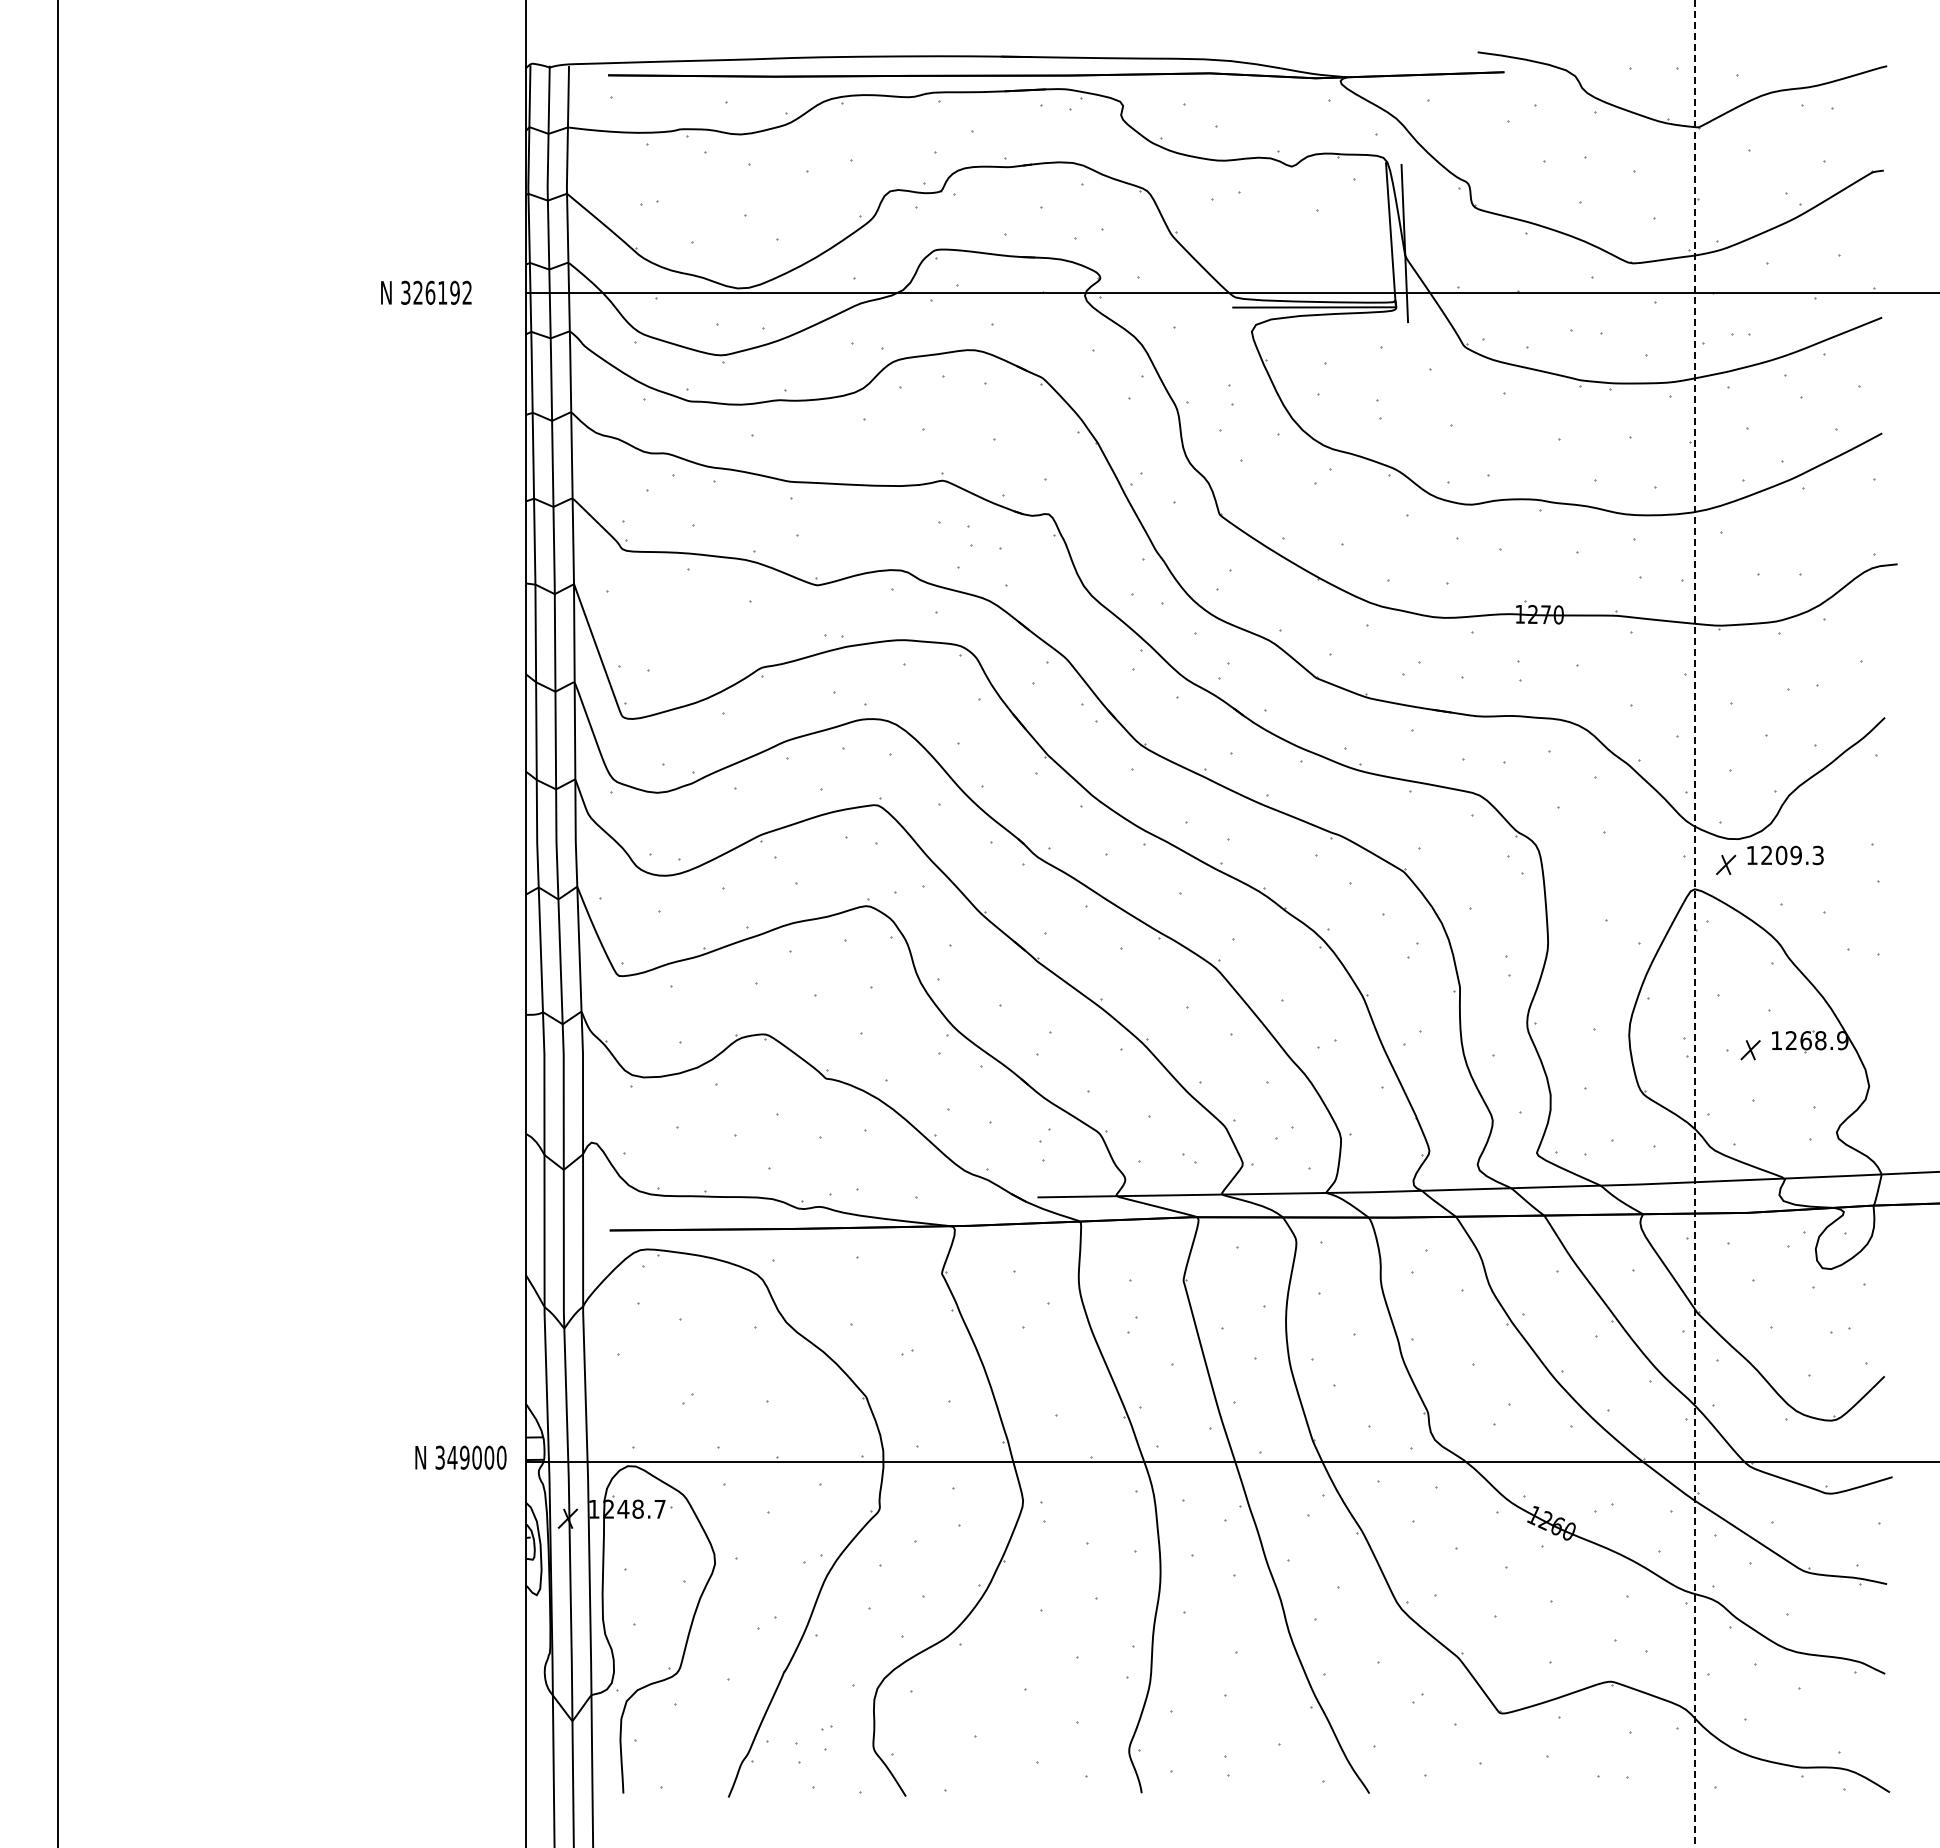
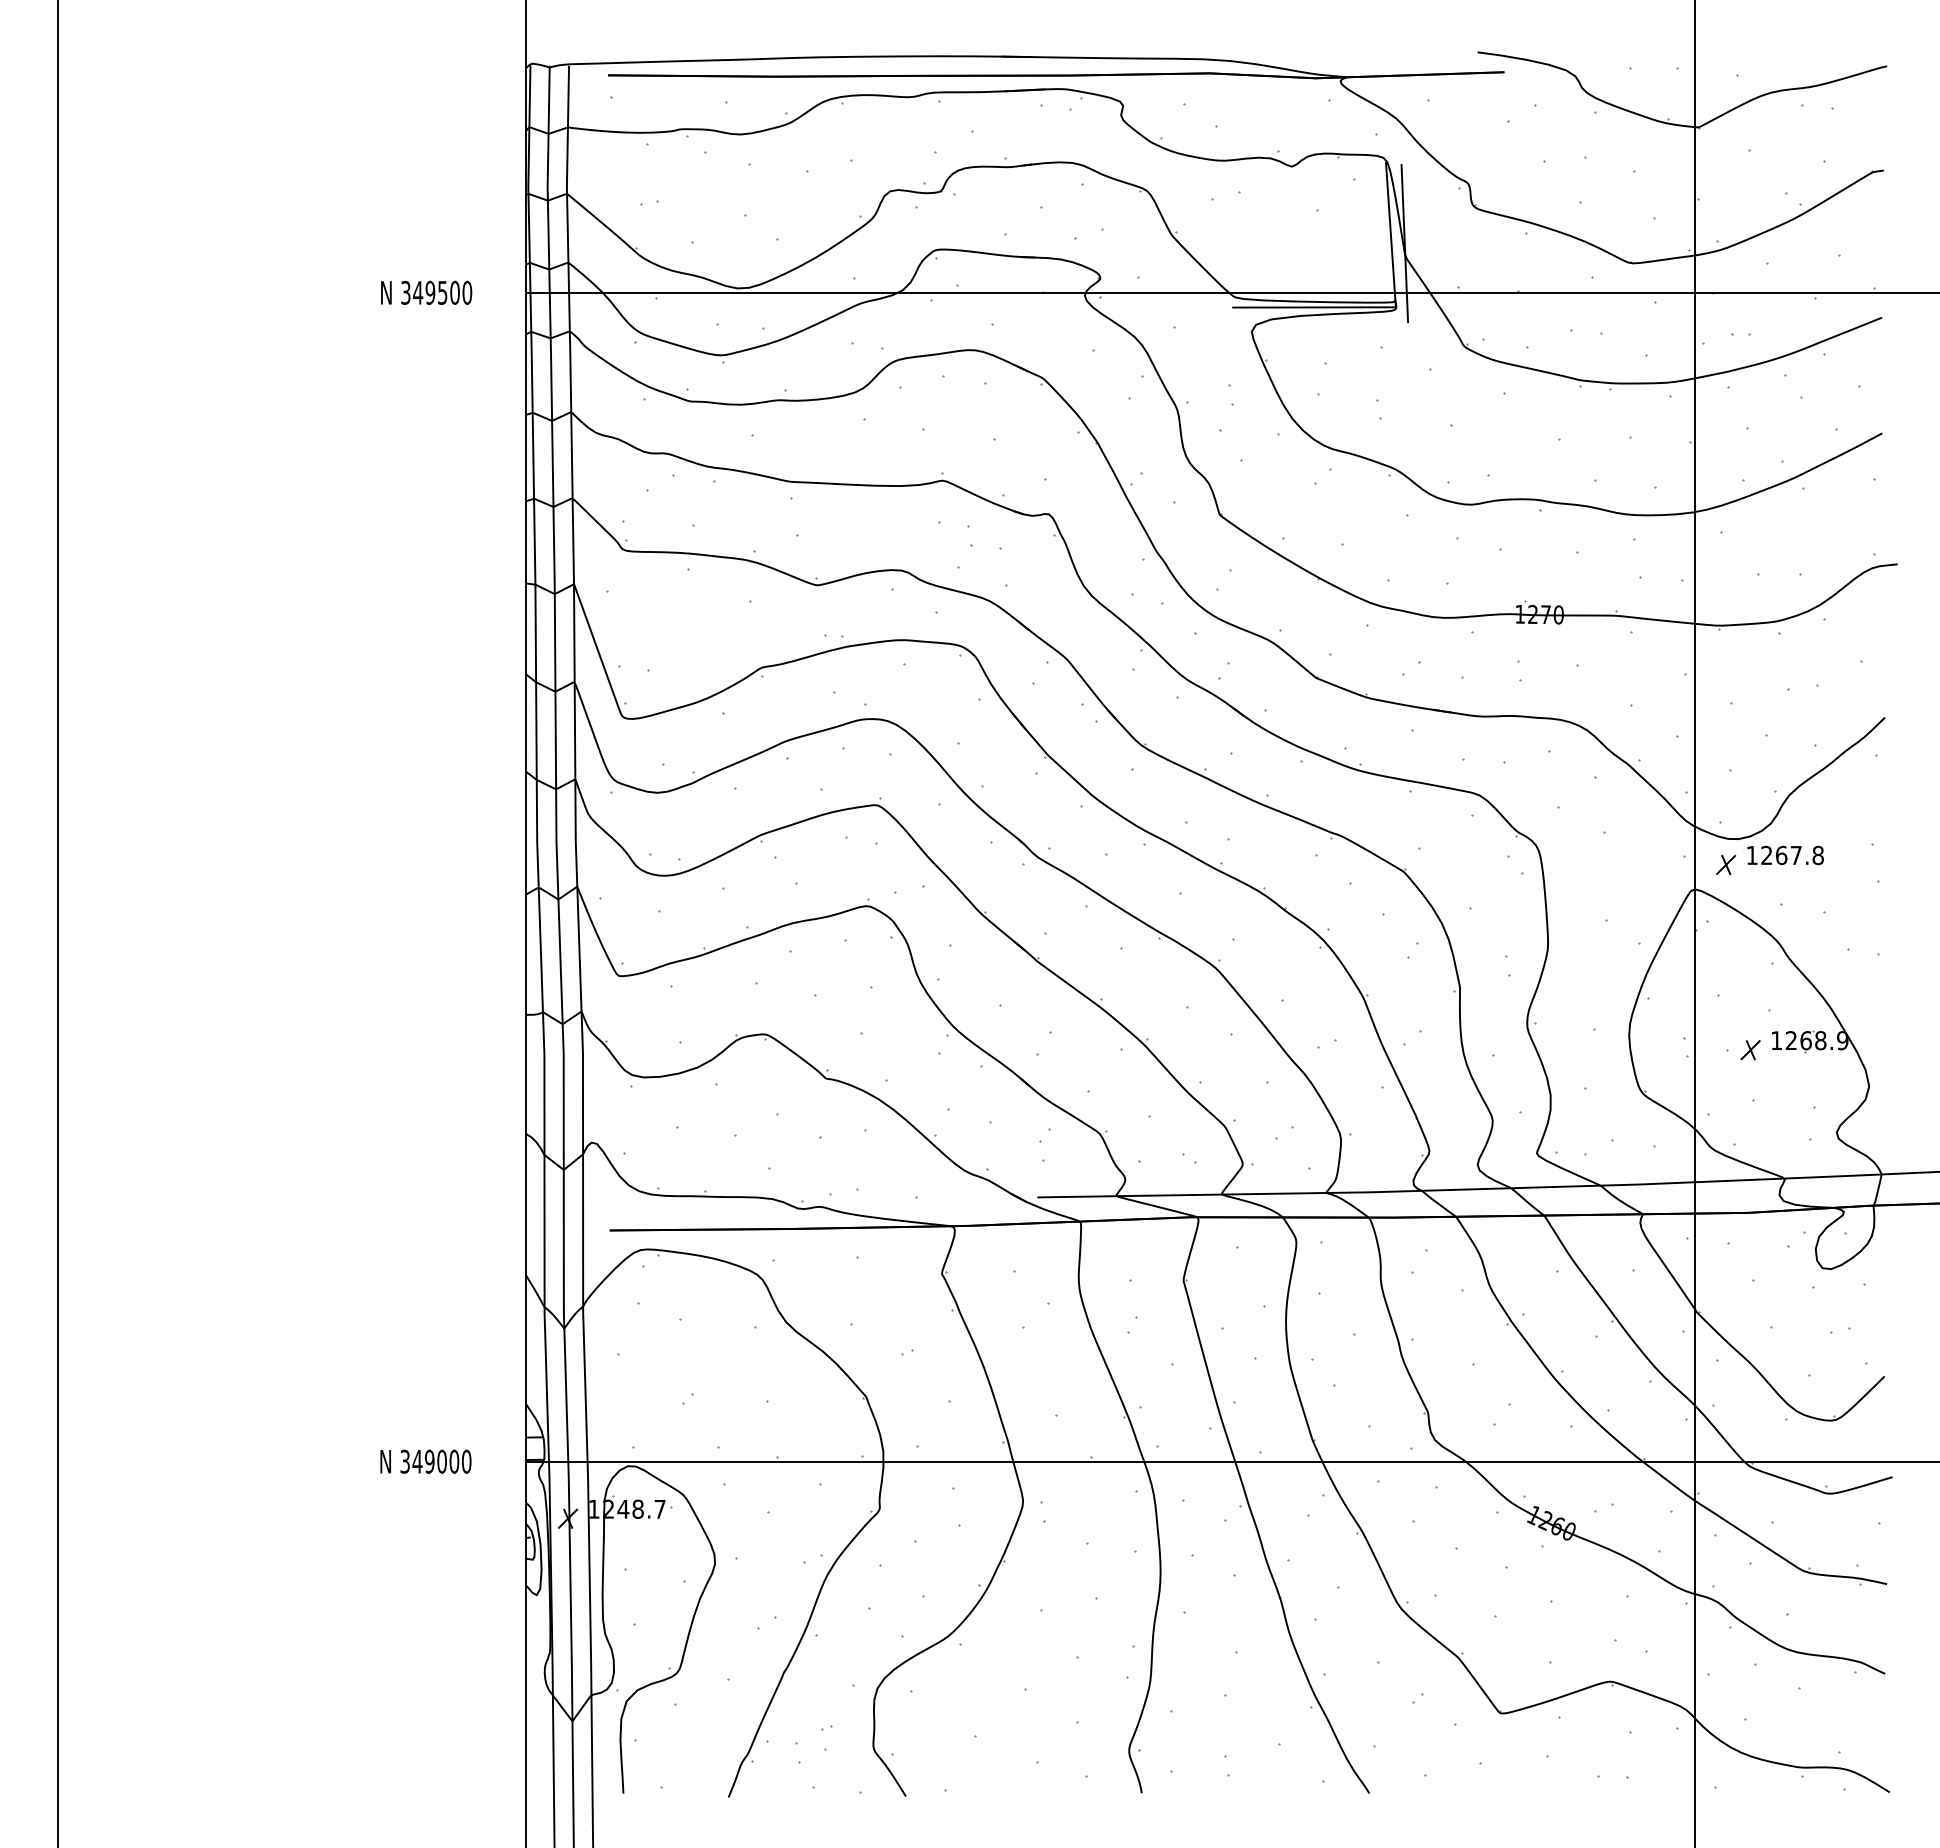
text: 326192 -> 349500 (442, 292)
text: 1209.3 -> 1267.8 (1799, 855)
line: dashed -> solid (1694, 923)
text position: (460, 1457) -> (425, 1461) (425, 1461)
